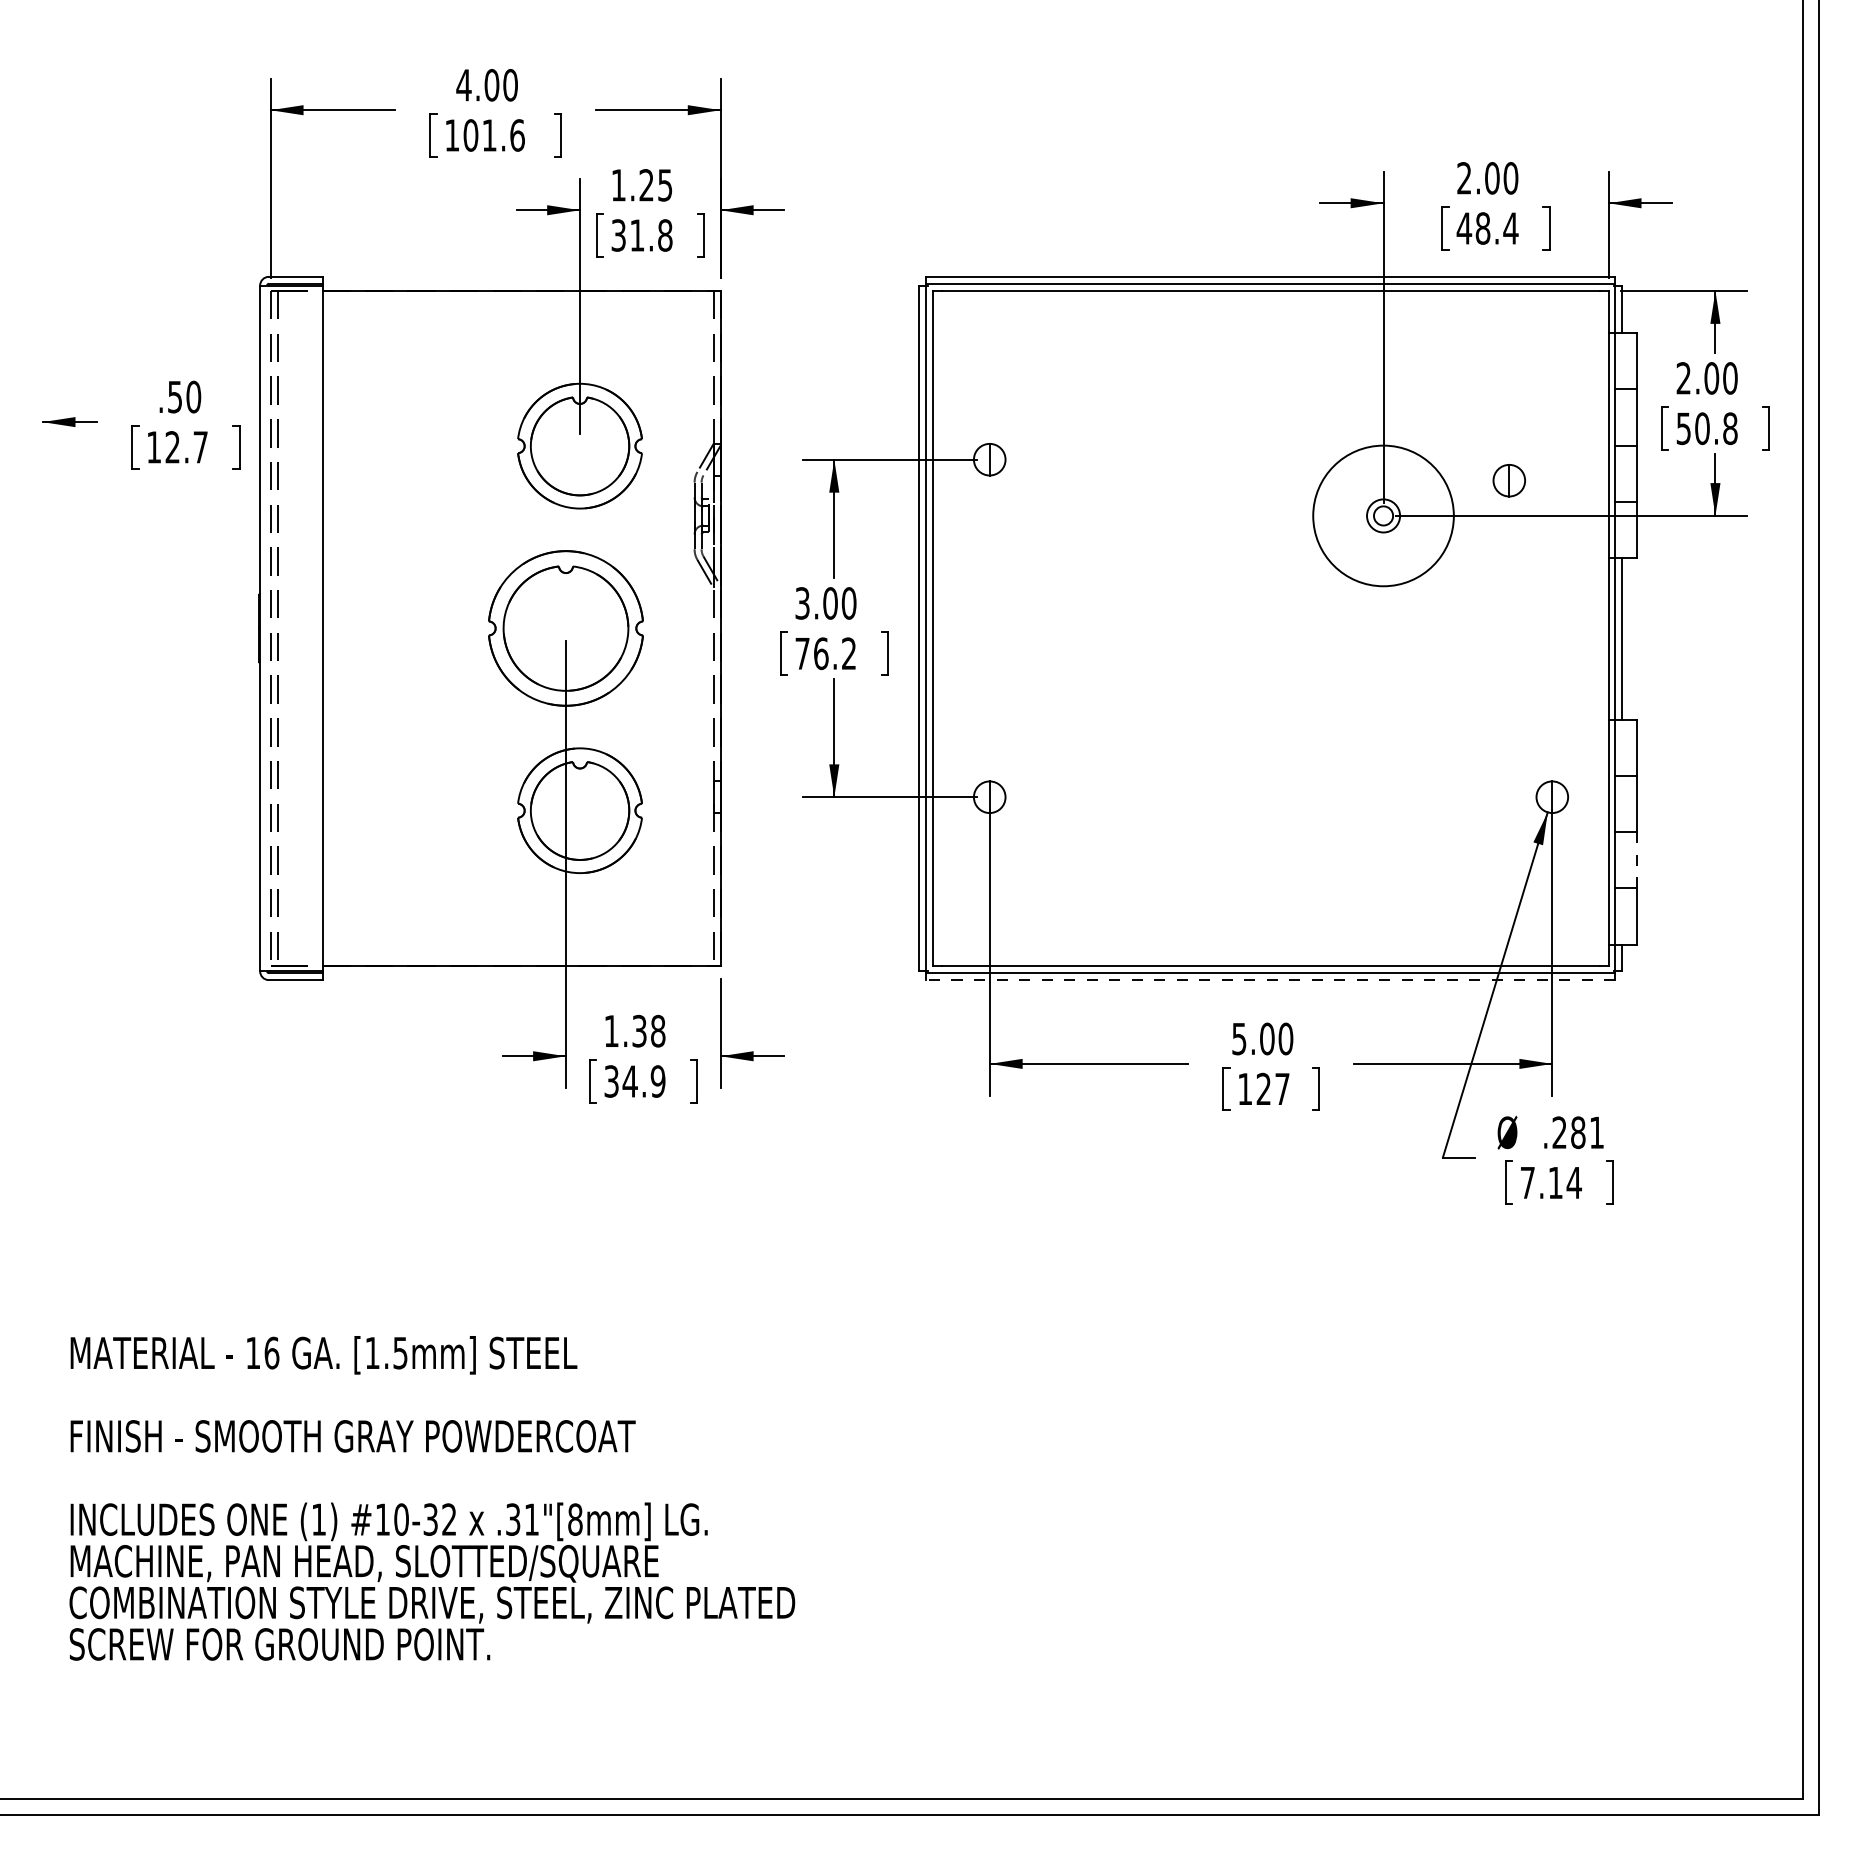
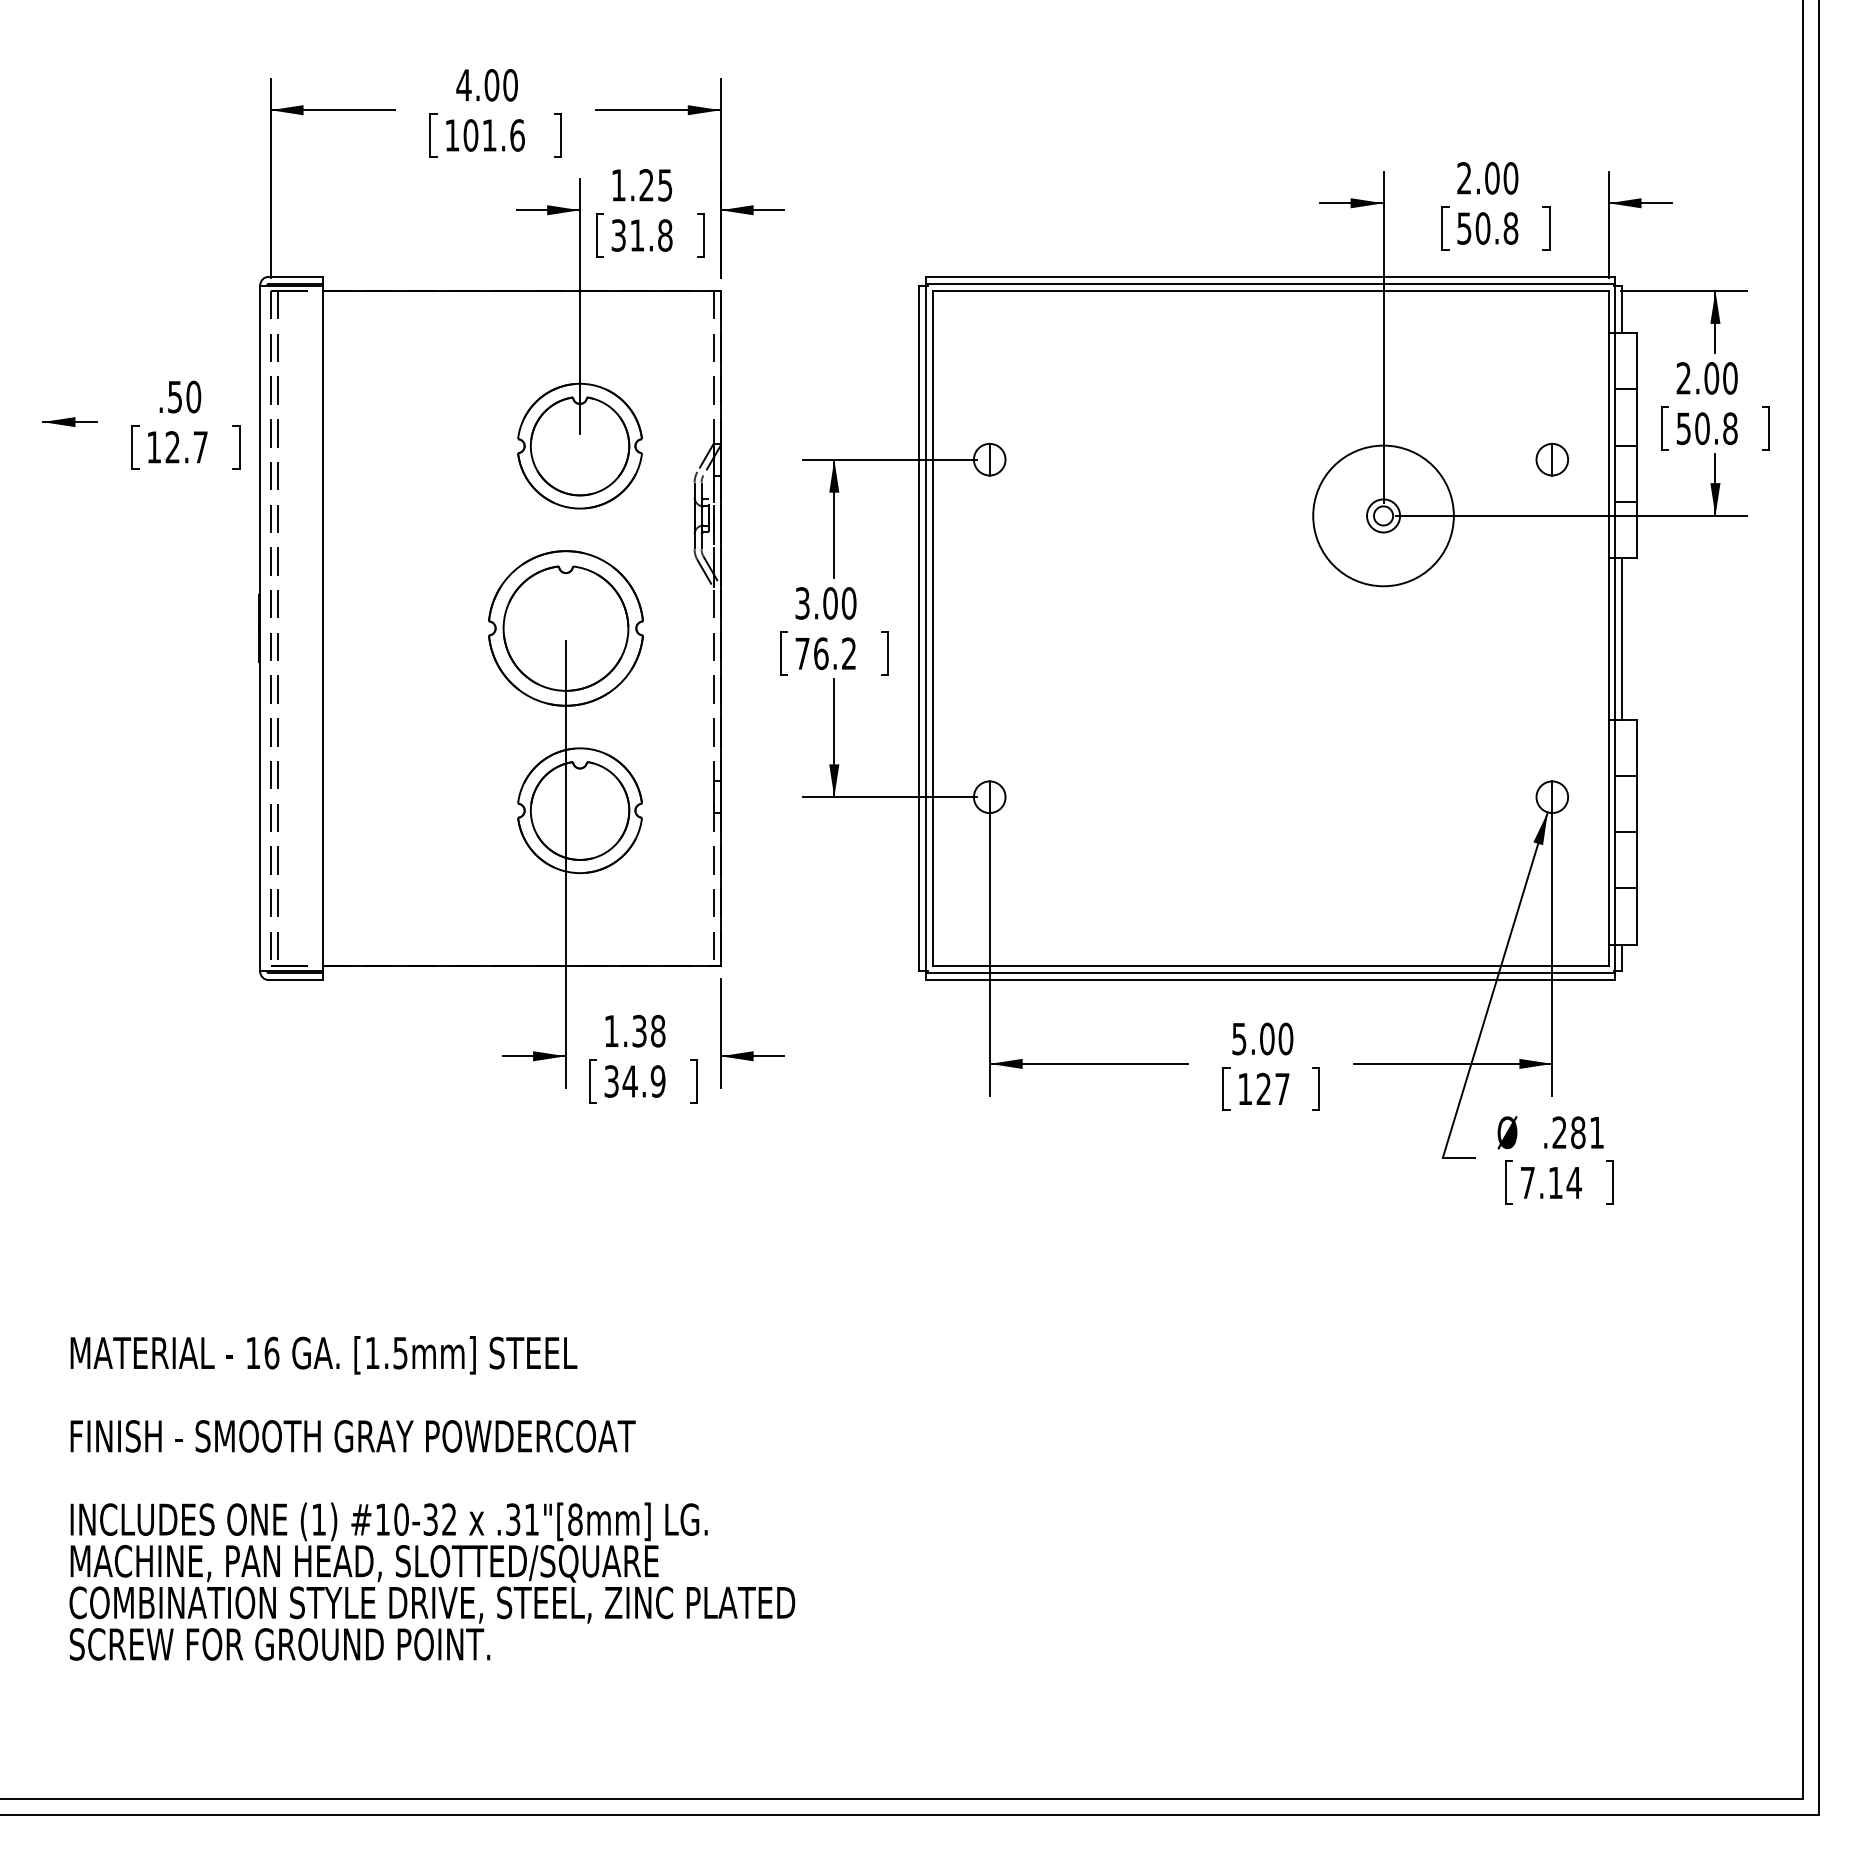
text: 48.4 -> 50.8 (1487, 228)
part position: (1508, 480) -> (1551, 459) (1551, 459)
line: dashed -> solid (1636, 859)
line: dashed -> solid (1270, 980)
